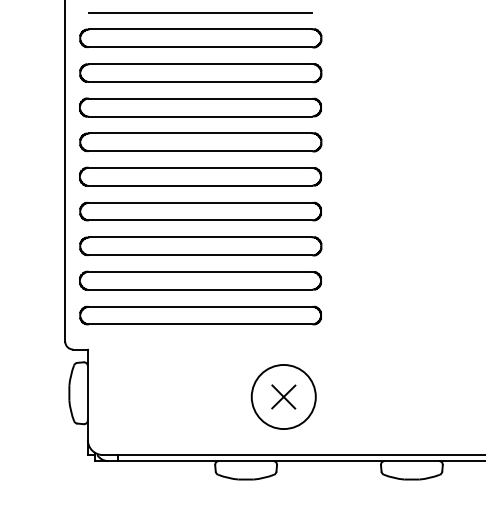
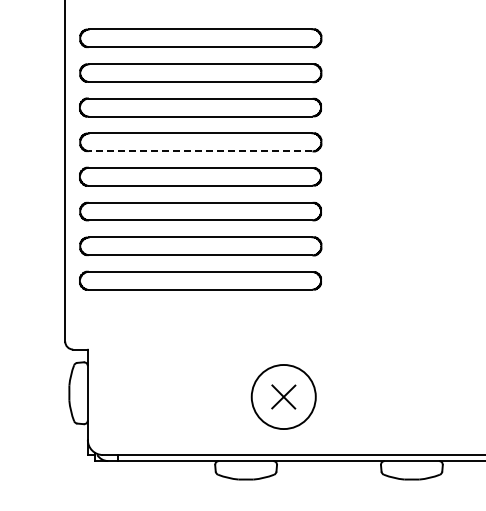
line: present -> none (200, 12)
line: solid -> dashed (200, 151)
part: present -> none (200, 315)
